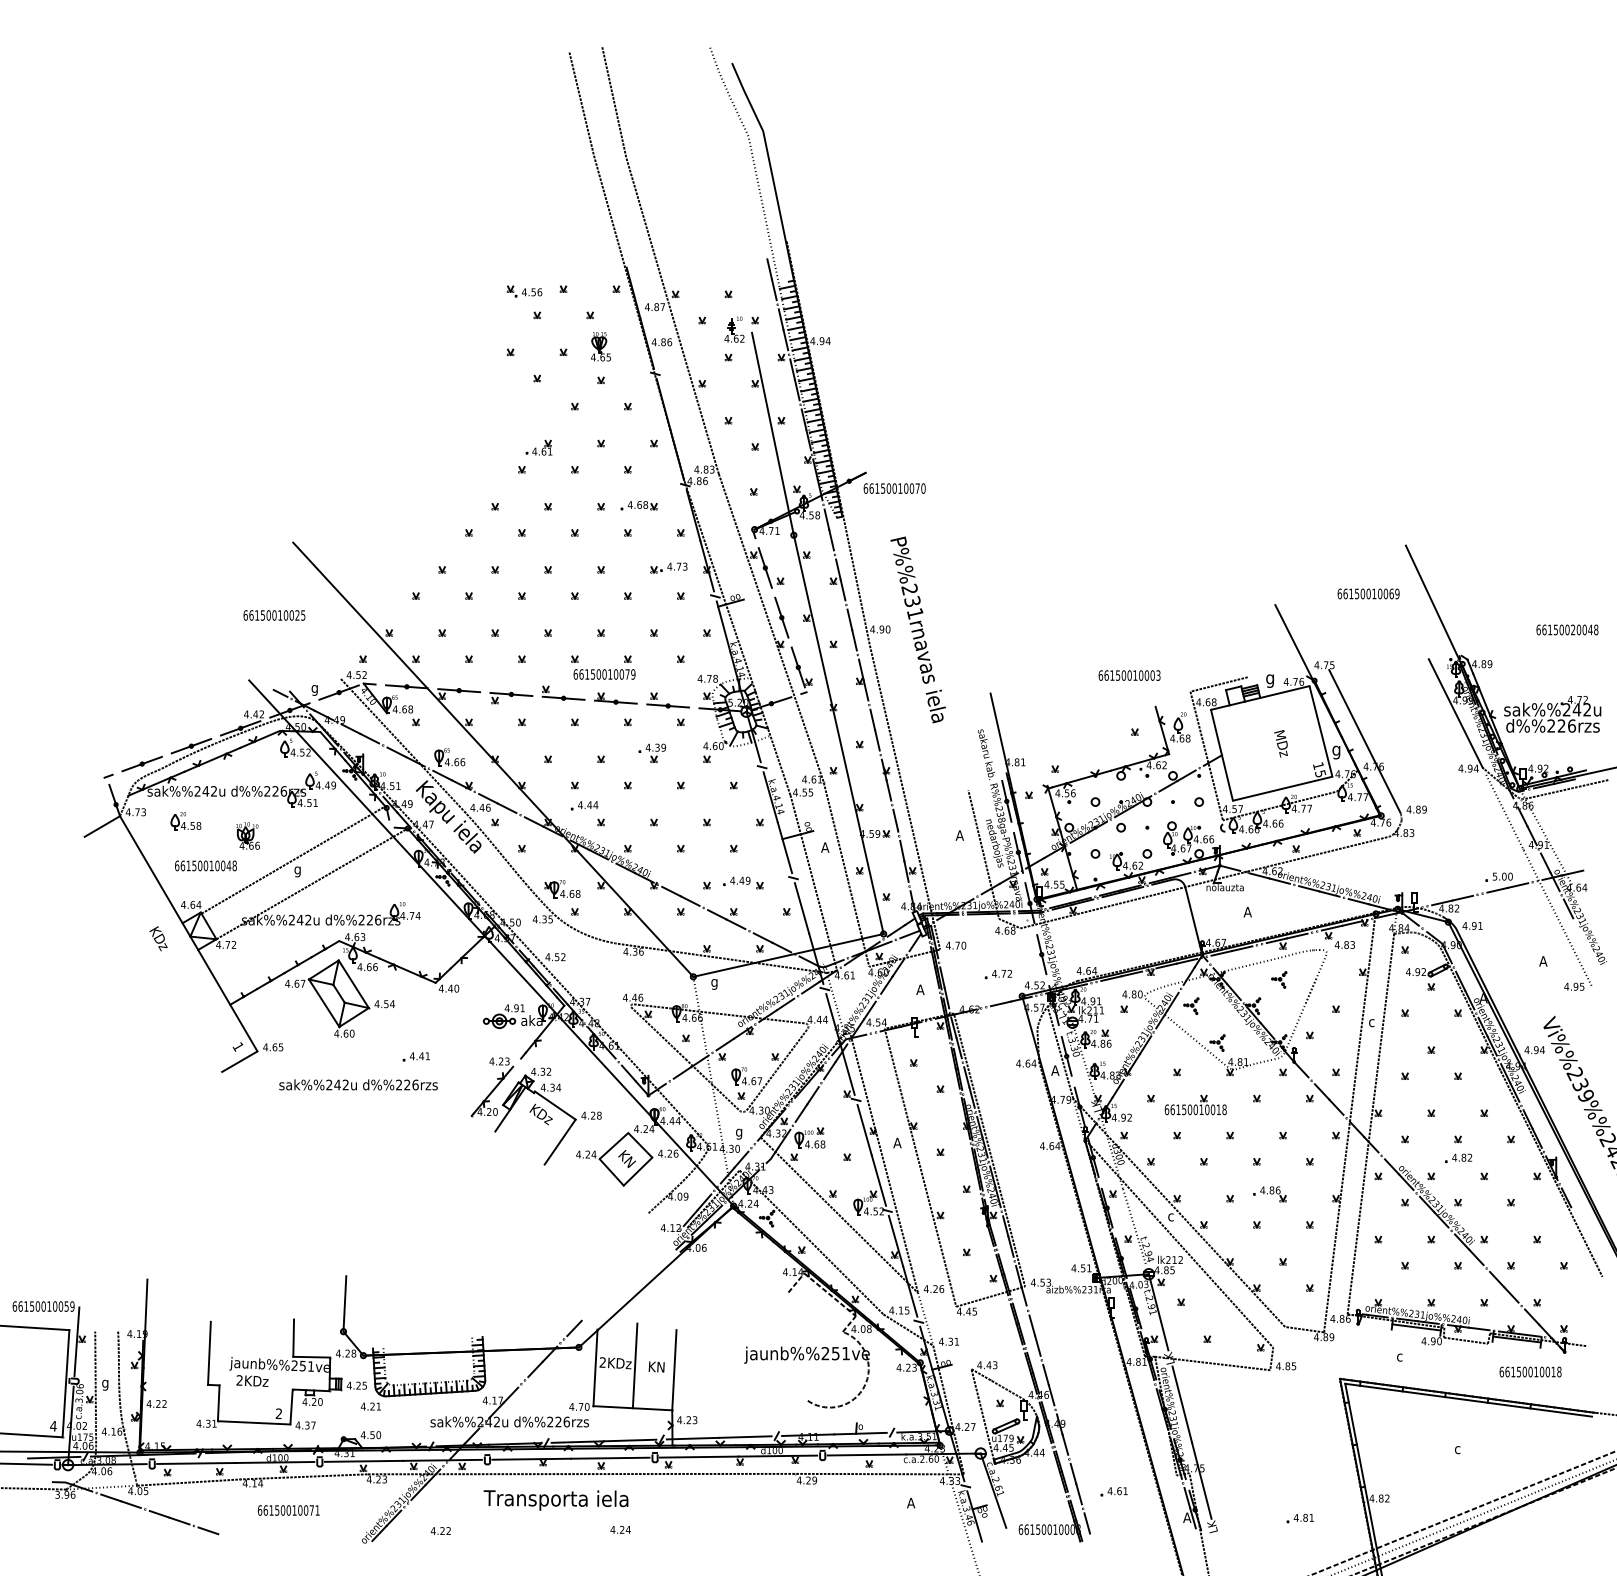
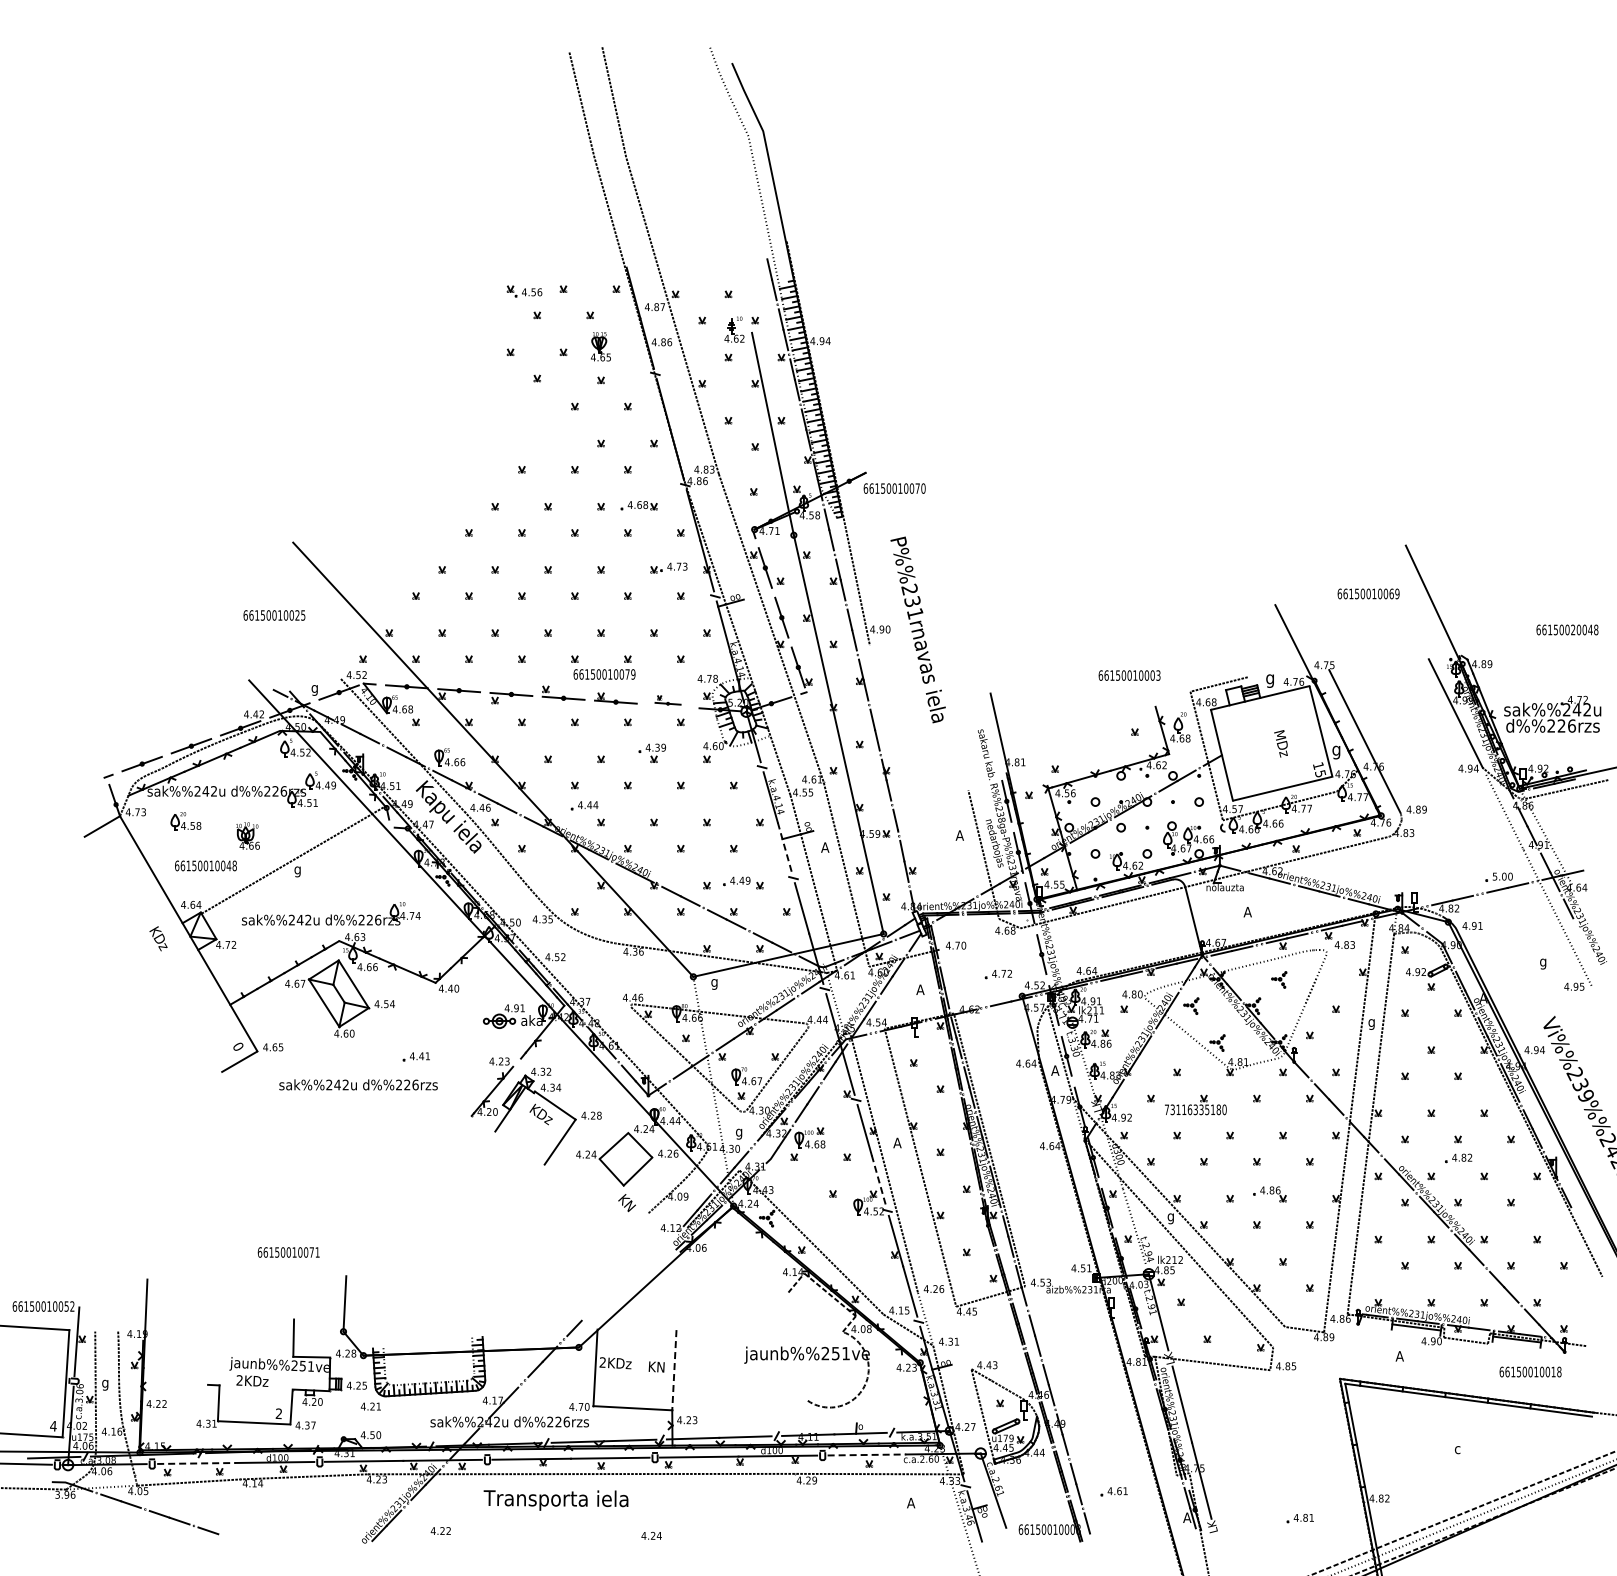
part: present -> none (538, 447)
part size: 44x17 px -> 28x11 px (667, 700)
line: present -> none (904, 797)
line: solid -> dashed (785, 848)
line: present -> none (311, 883)
part: present -> none (562, 889)
text: A -> g (1543, 962)
text: c -> g (1371, 1024)
text: 1 -> 0 (237, 1046)
text: 66150010018 -> 73116335180 (1195, 1109)
text position: (626, 1159) -> (626, 1203) (626, 1203)
line: solid -> dashed (879, 1181)
line: present -> none (839, 1215)
text: c -> g (1170, 1218)
text: 66150010059 -> 66150010052 (72, 1306)
line: present -> none (209, 1352)
text: c -> A (1399, 1356)
line: present -> none (634, 1365)
line: solid -> dashed (674, 1370)
line: solid -> dashed (867, 1454)
line: solid -> dashed (196, 1463)
text position: (288, 1510) -> (288, 1252) (288, 1252)
text position: (620, 1529) -> (651, 1535) (651, 1535)
